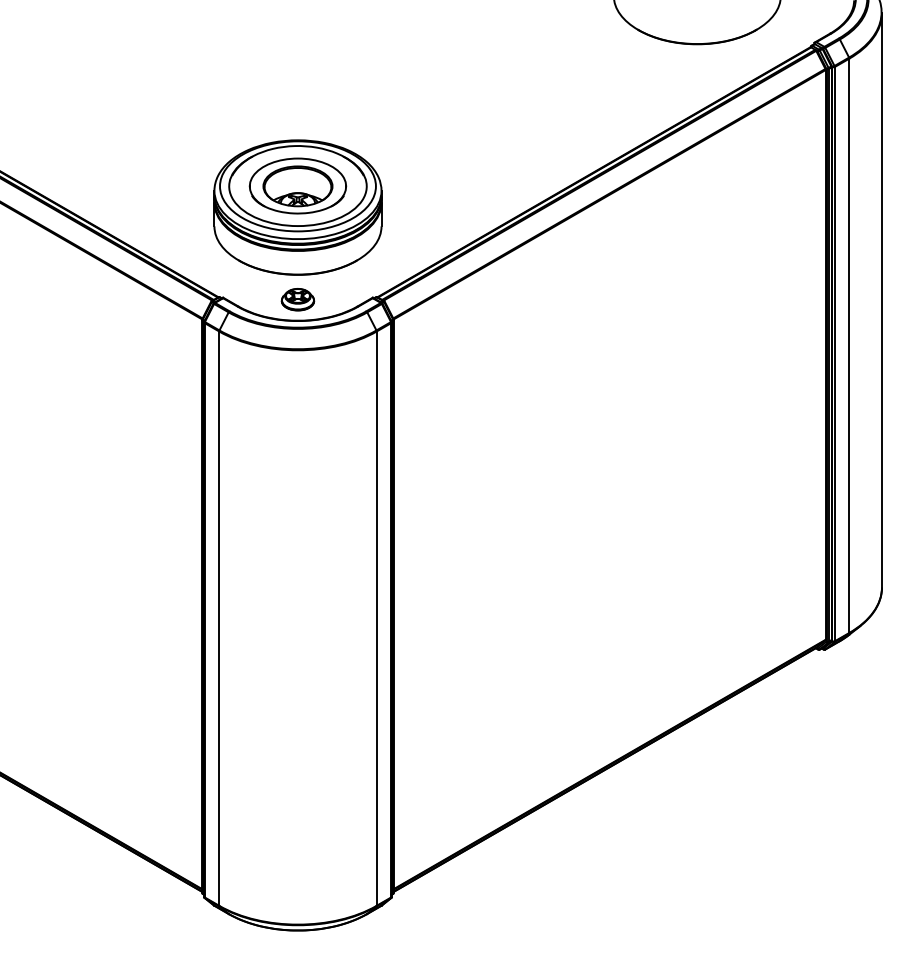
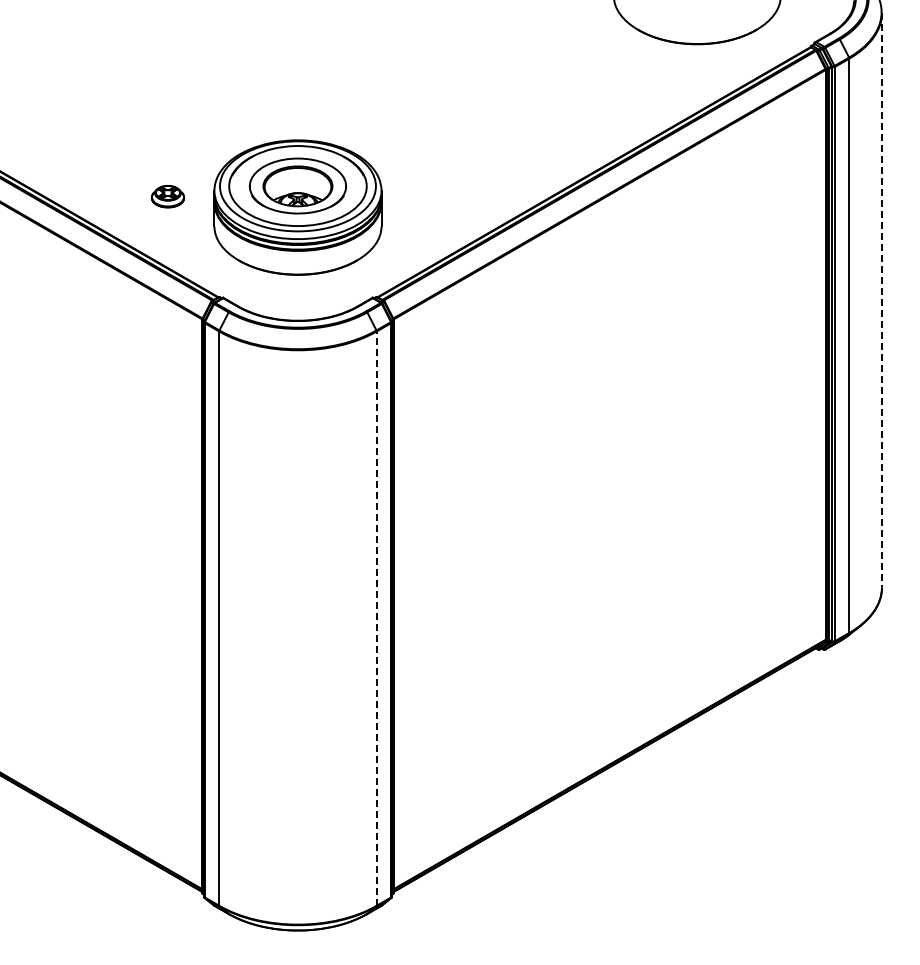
part position: (297, 299) -> (167, 196) (167, 196)
line: solid -> dashed (882, 300)
line: solid -> dashed (376, 618)
